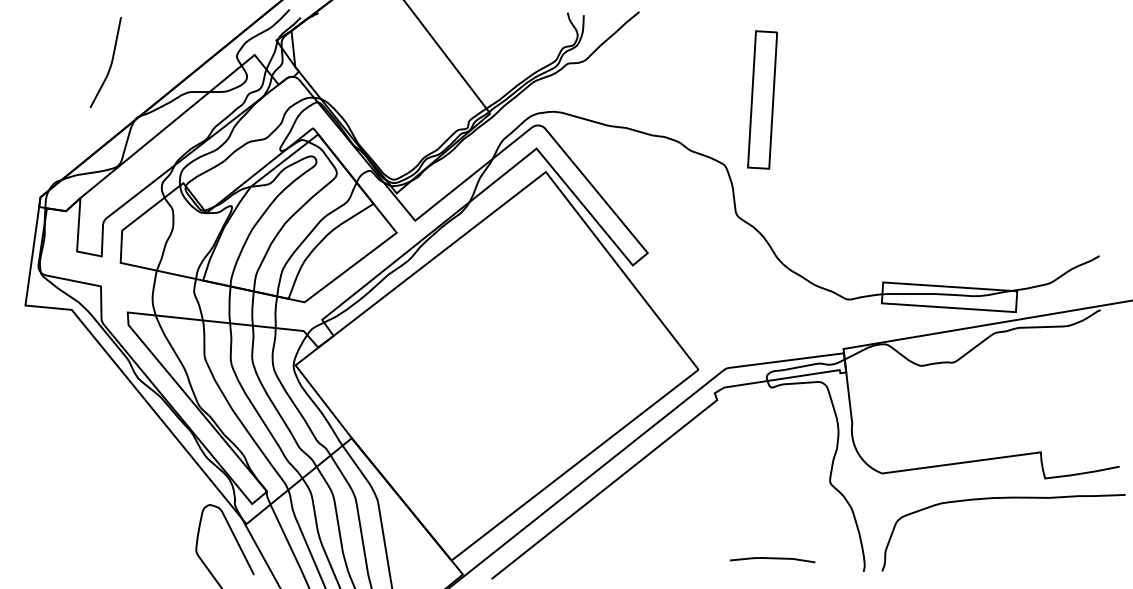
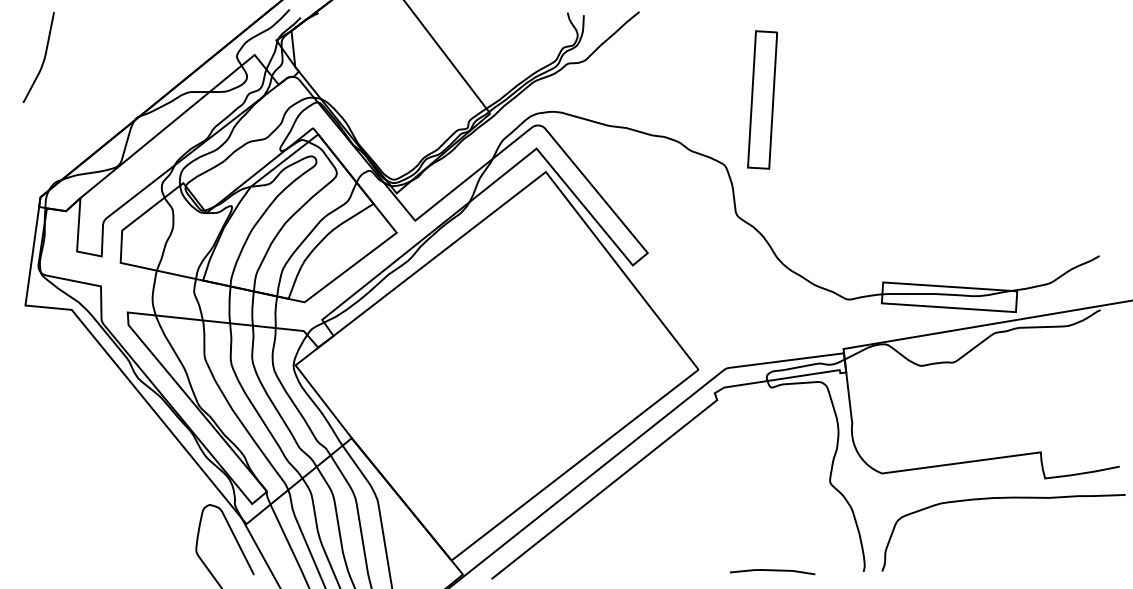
curve position: (110, 63) -> (43, 58) (43, 58)
line position: (772, 559) -> (772, 571) (772, 571)
